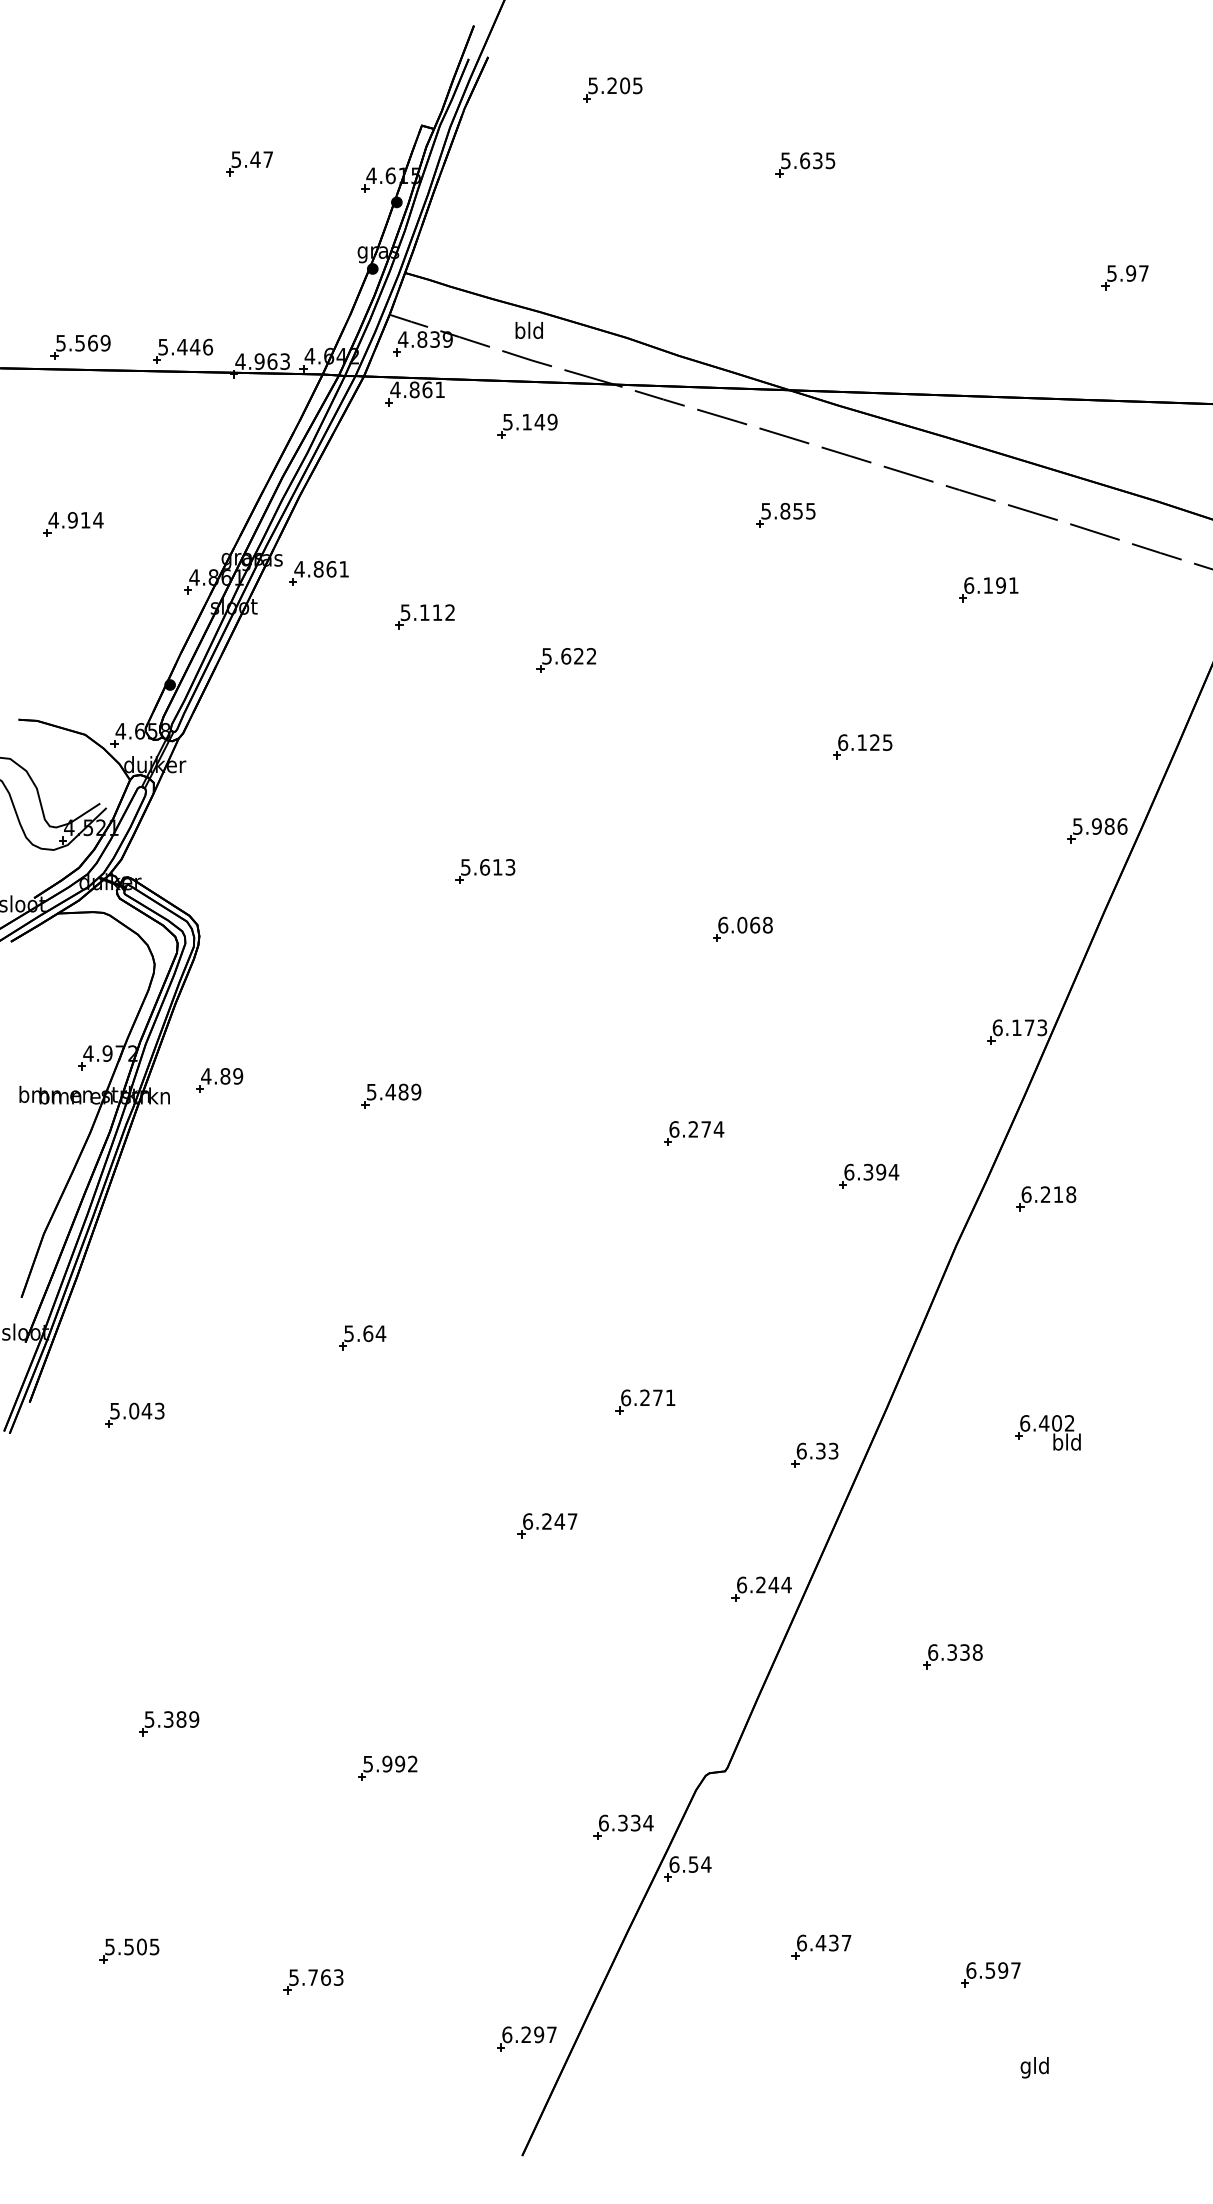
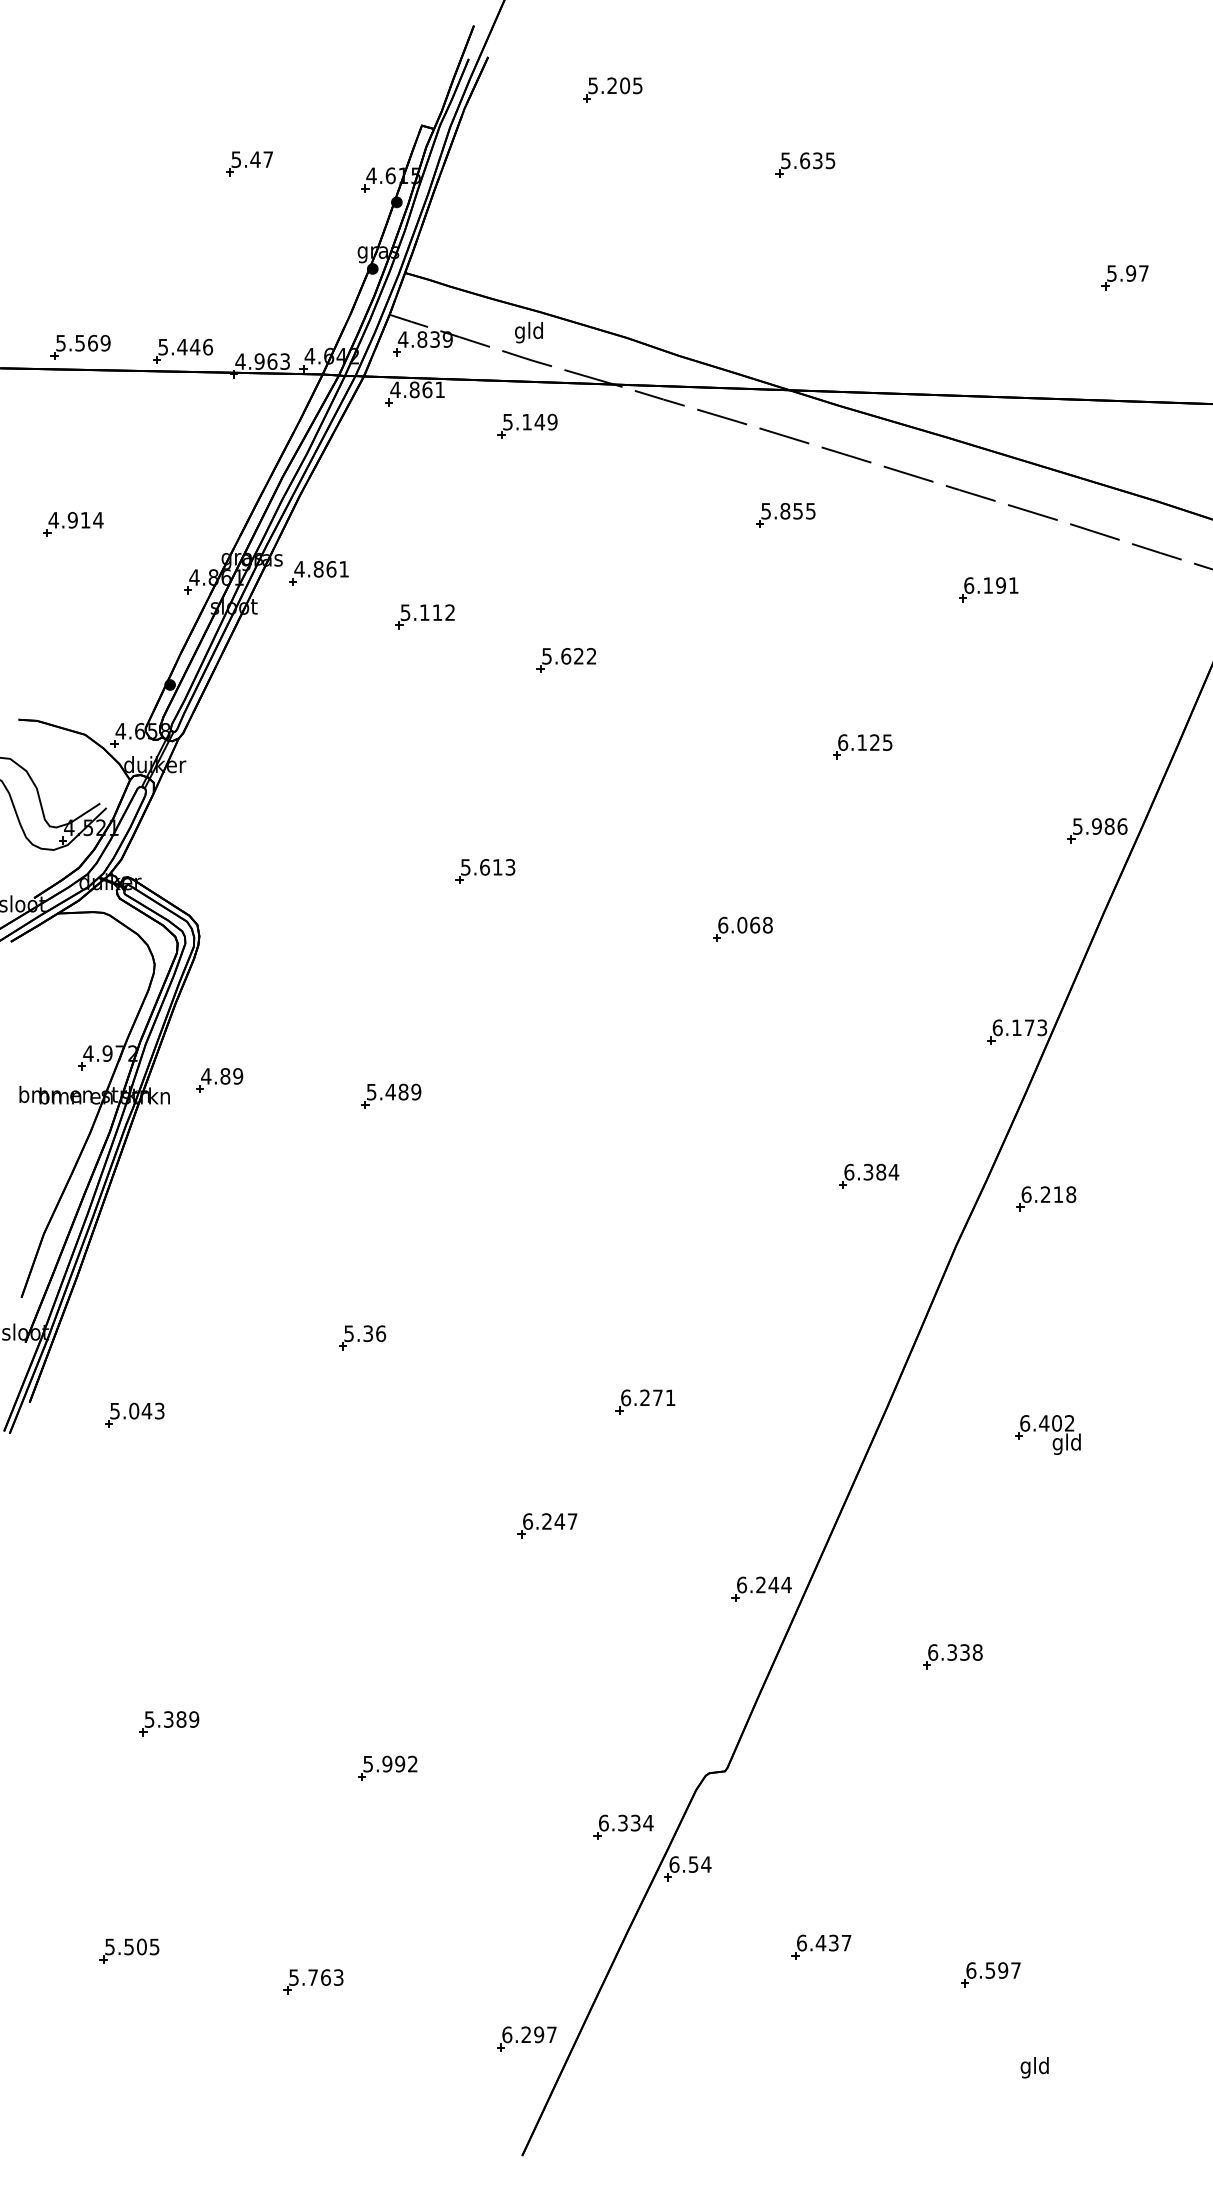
text: bld -> gld (520, 332)
part: present -> none (694, 1133)
text: 6.394 -> 6.384 (881, 1172)
text: 5.64 -> 5.36 (374, 1333)
text: bld -> gld (1057, 1443)
part: present -> none (814, 1454)
